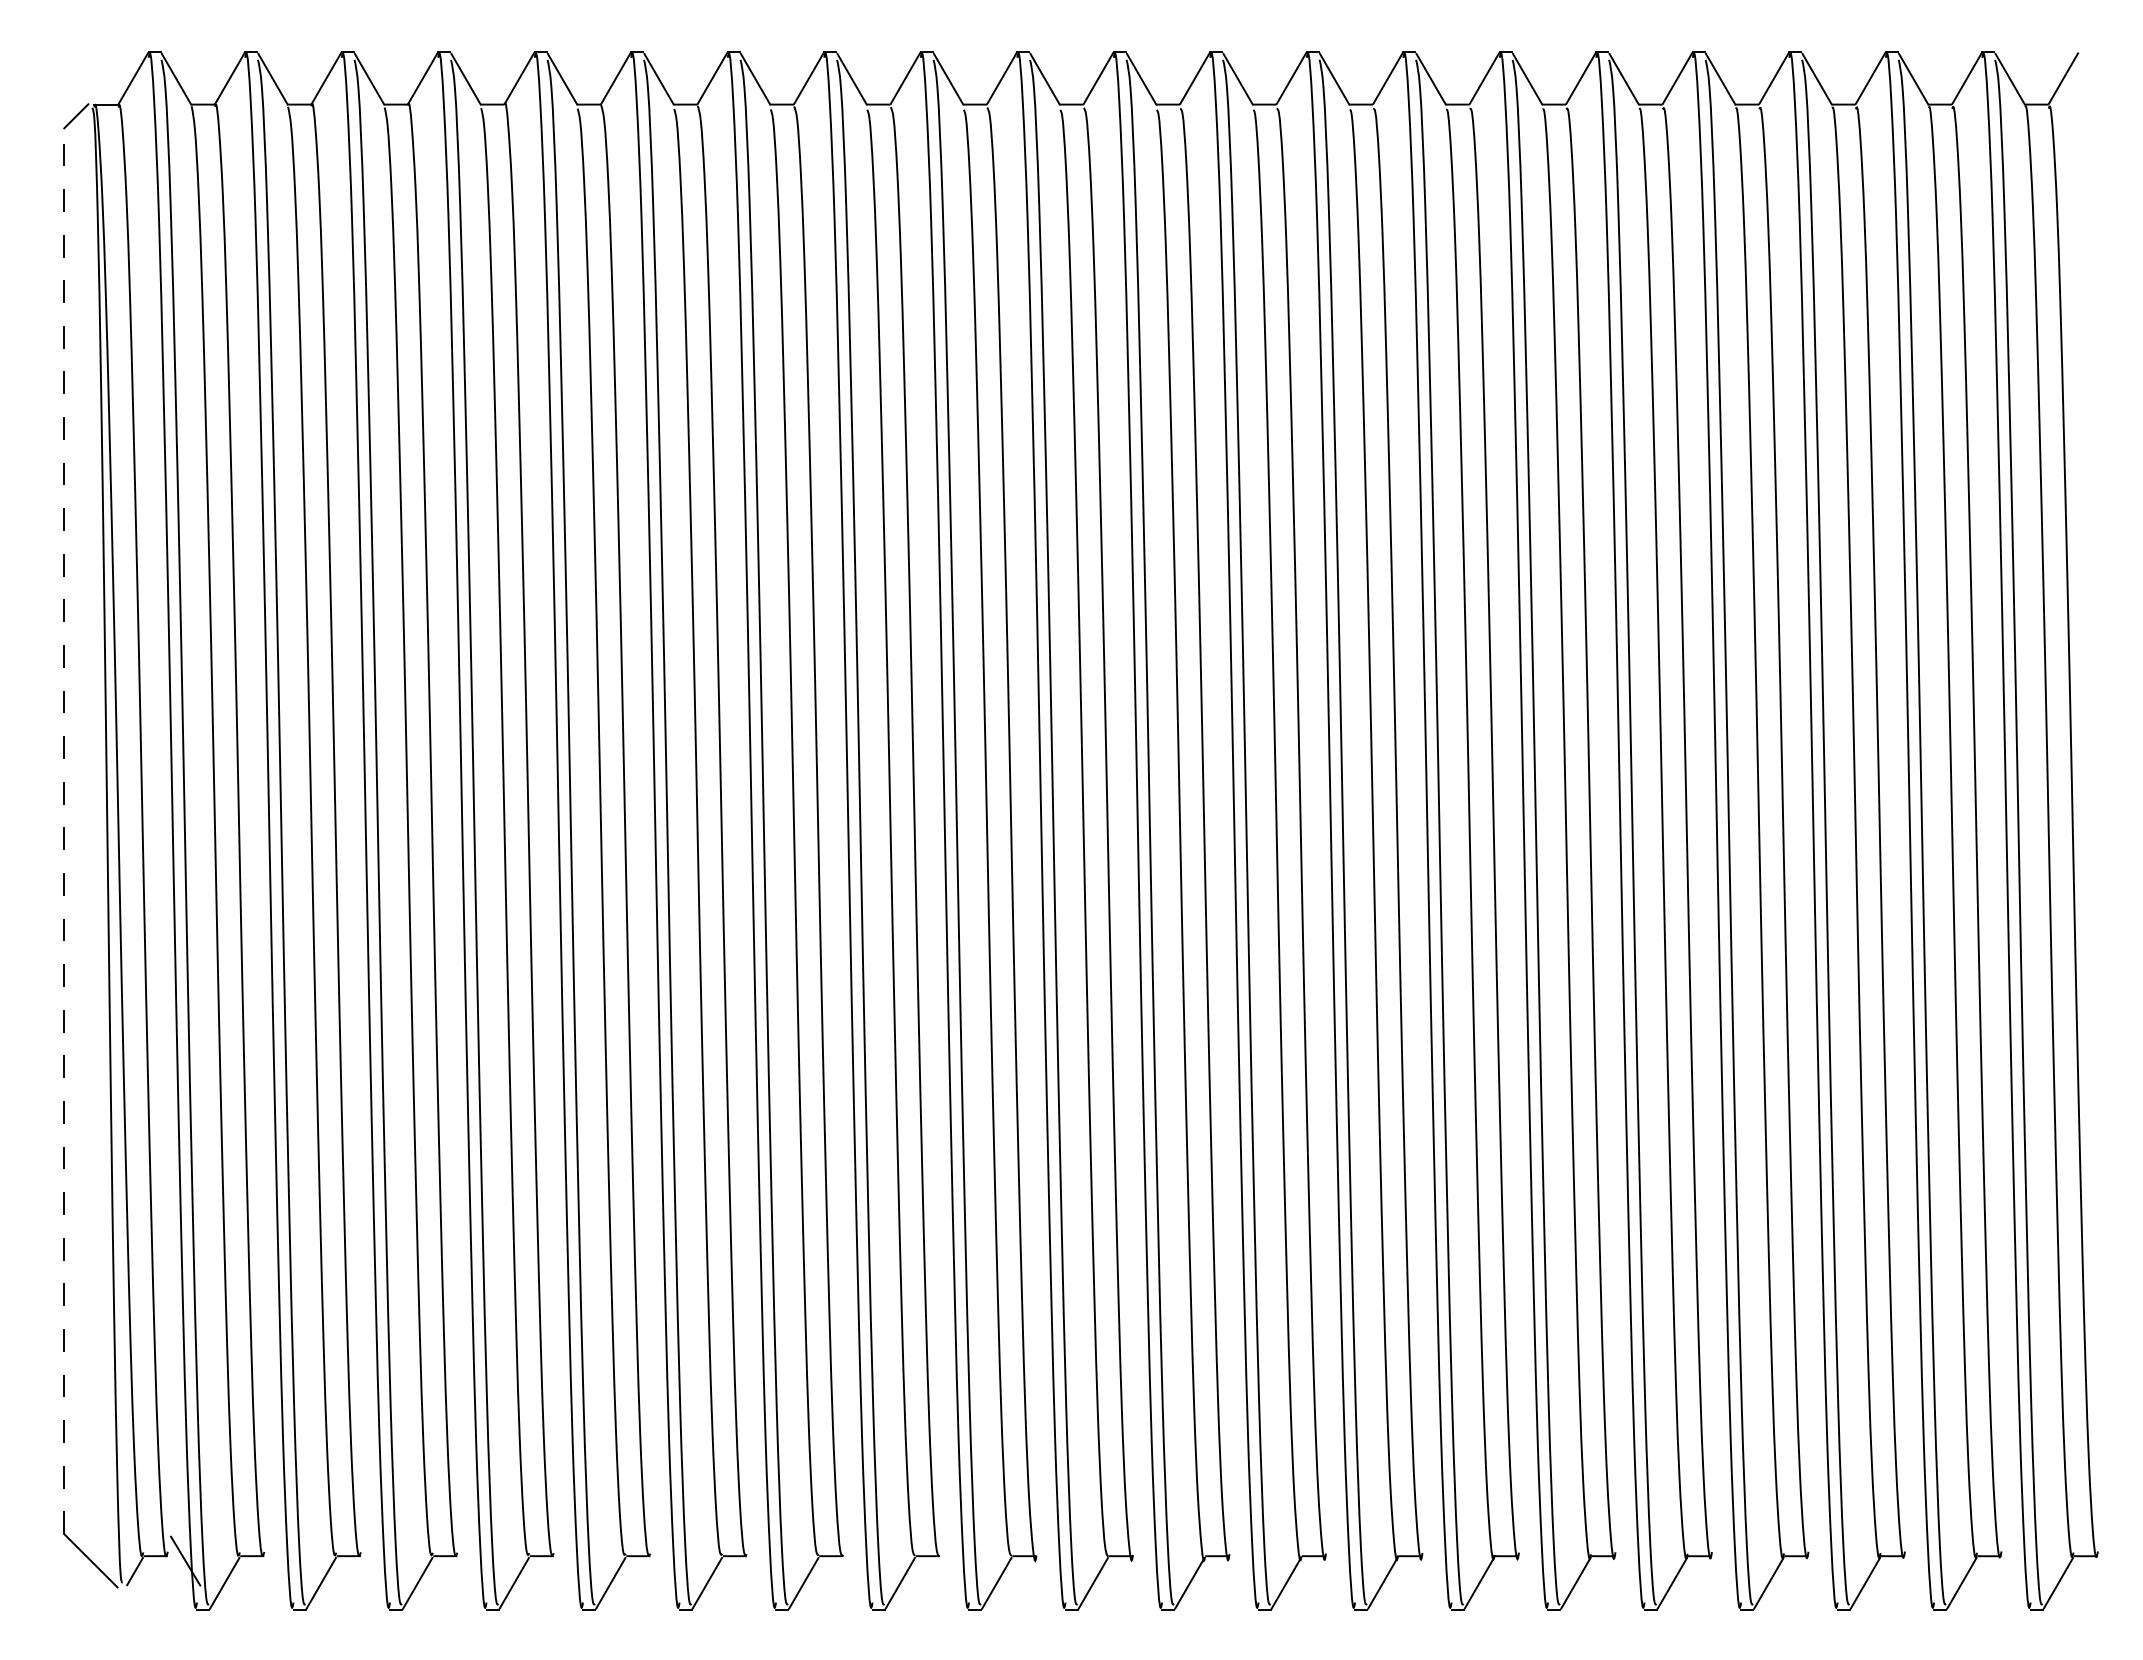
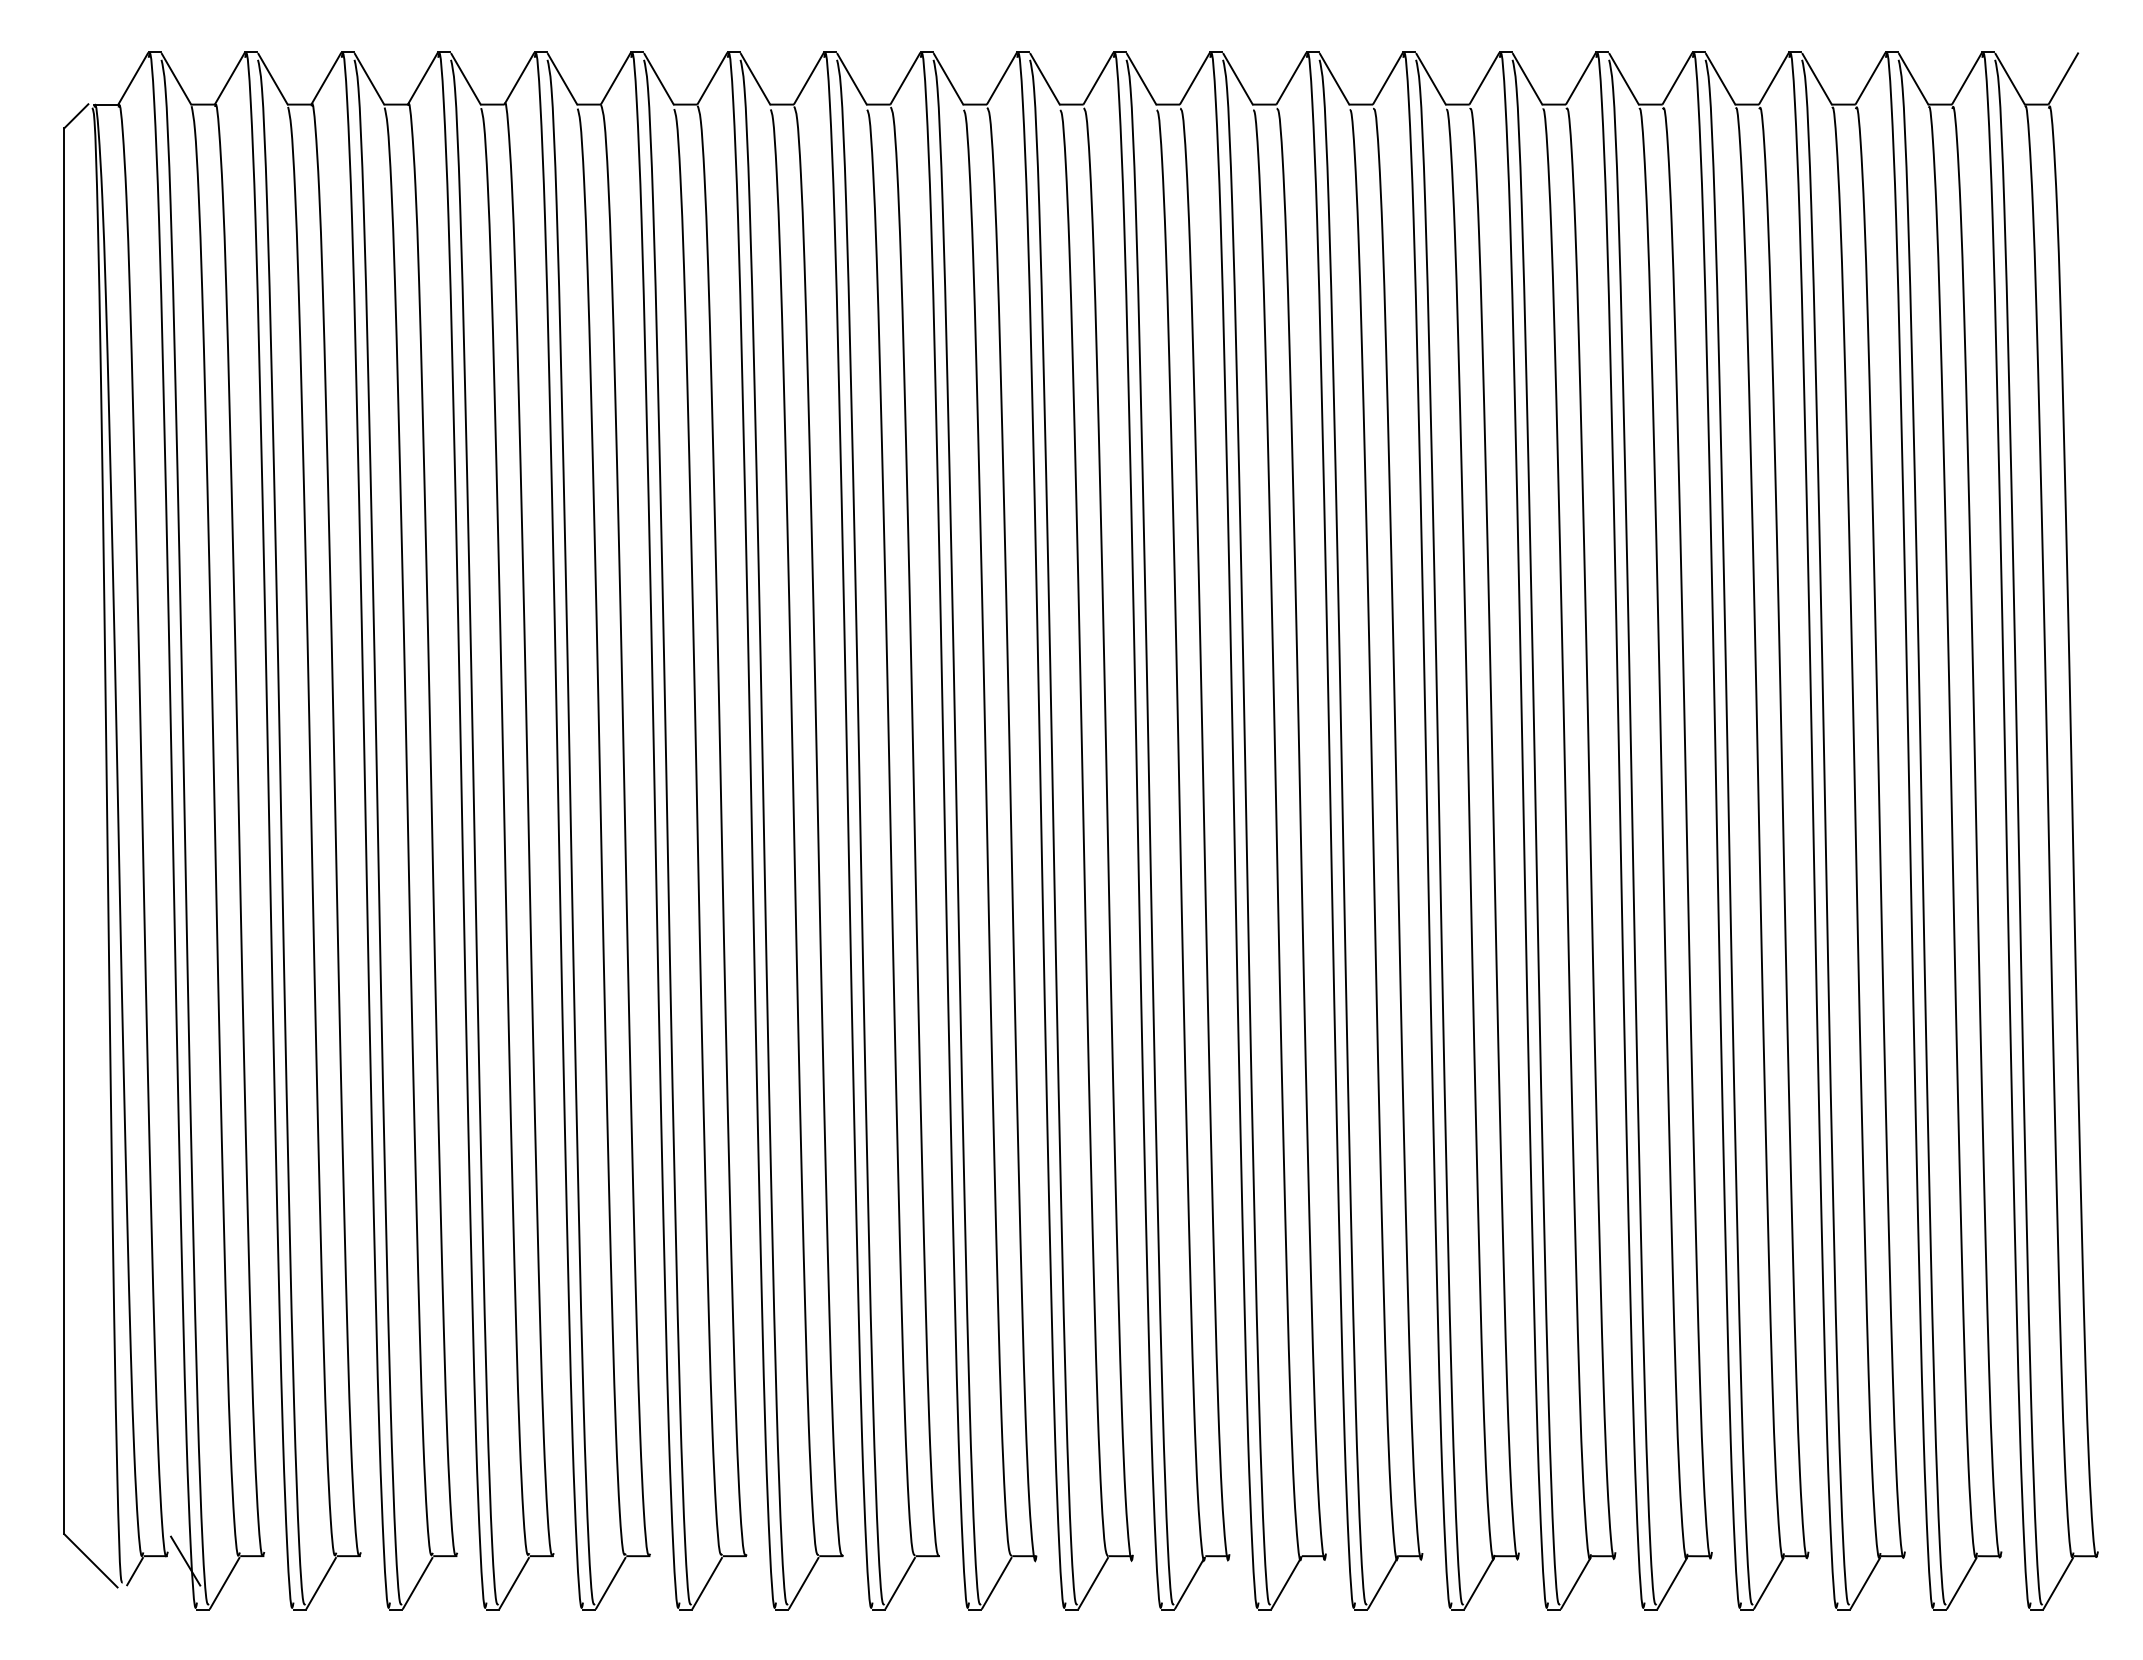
line: dashed -> solid (64, 831)
